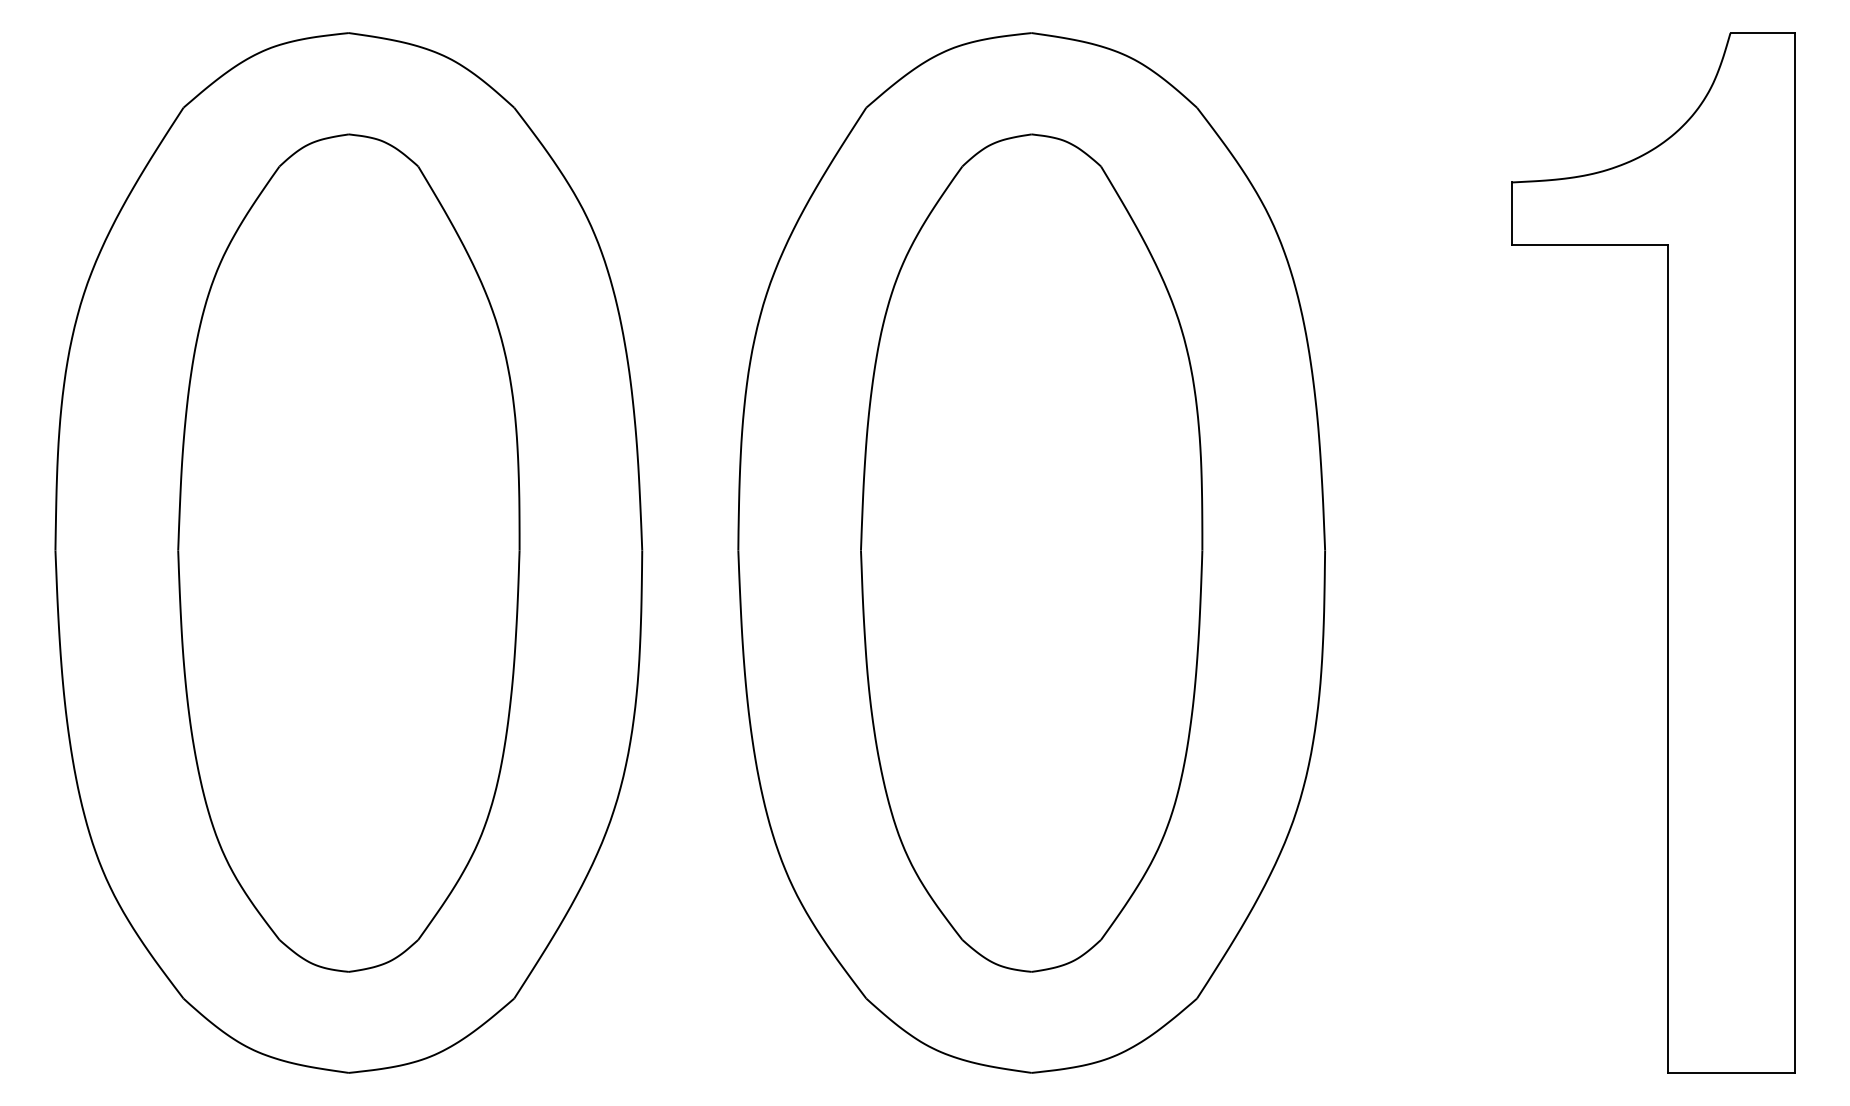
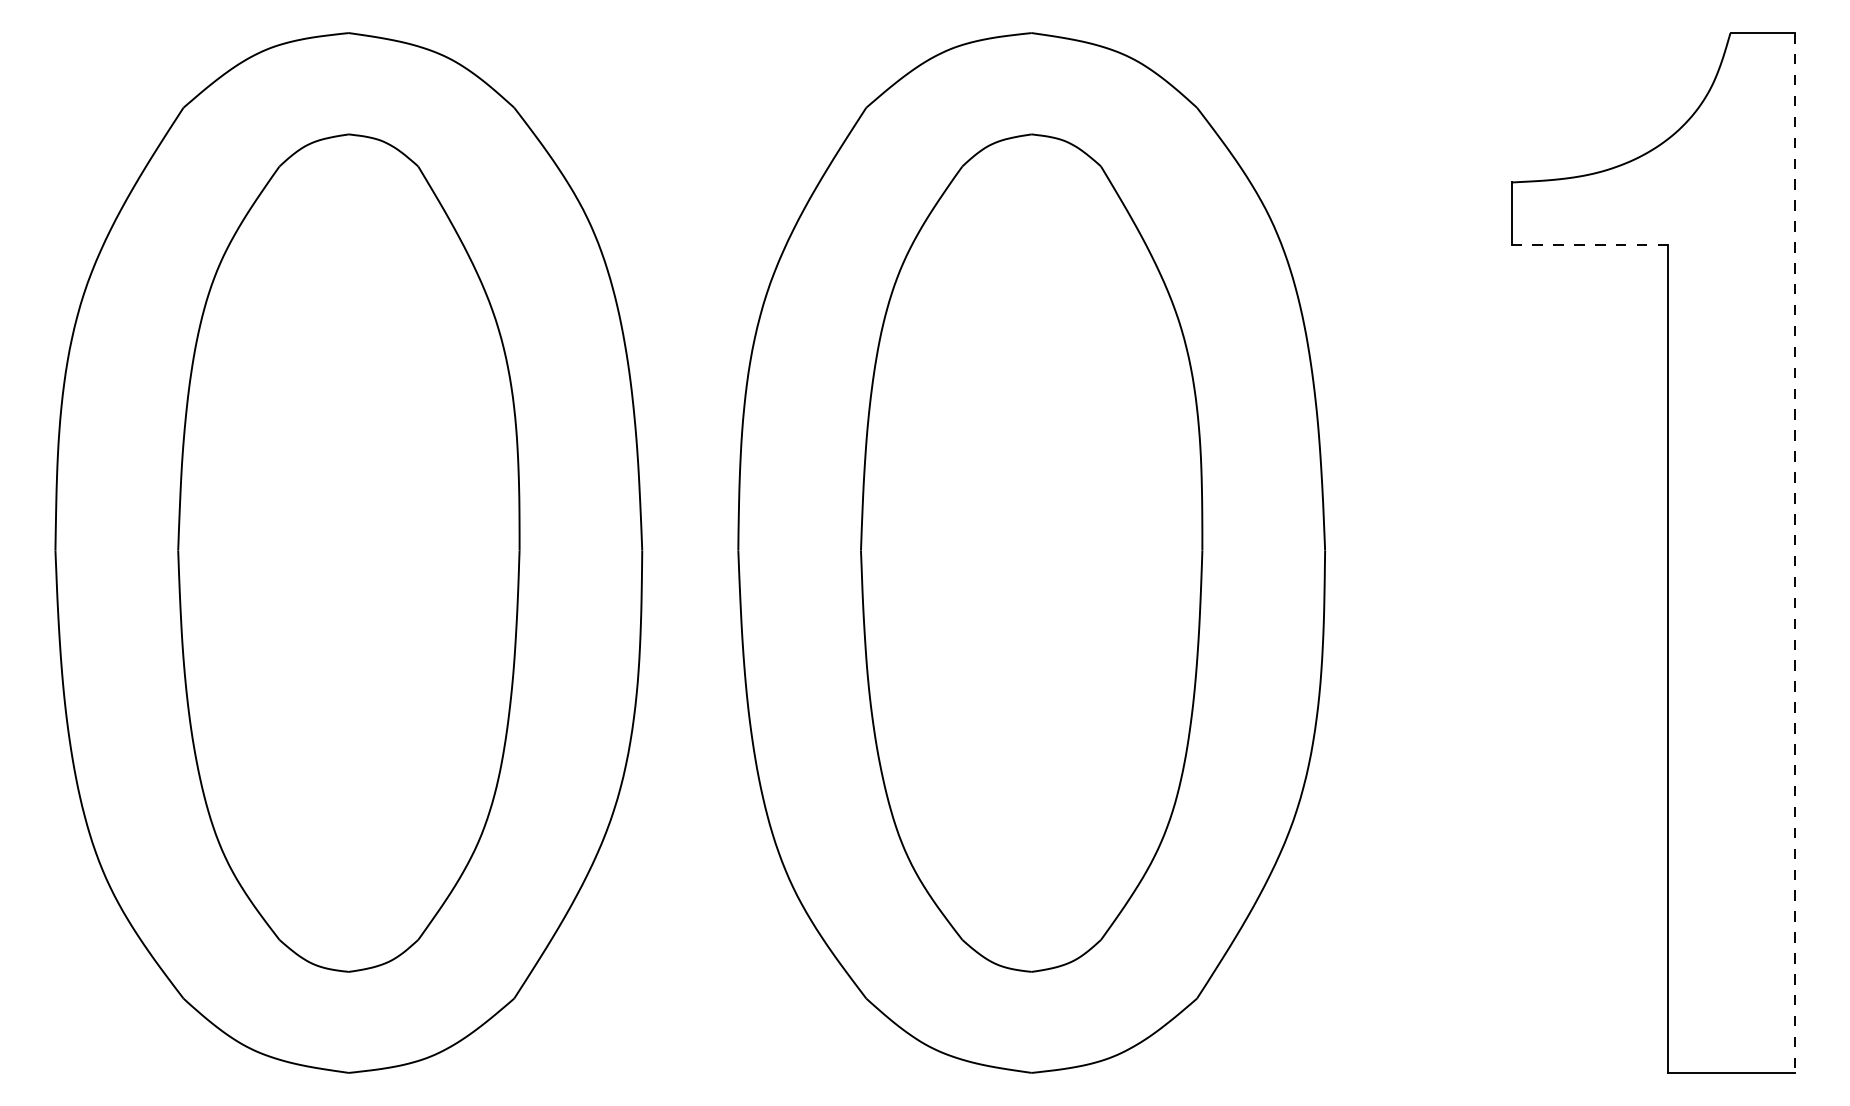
line: solid -> dashed (1589, 245)
line: solid -> dashed (1794, 553)
